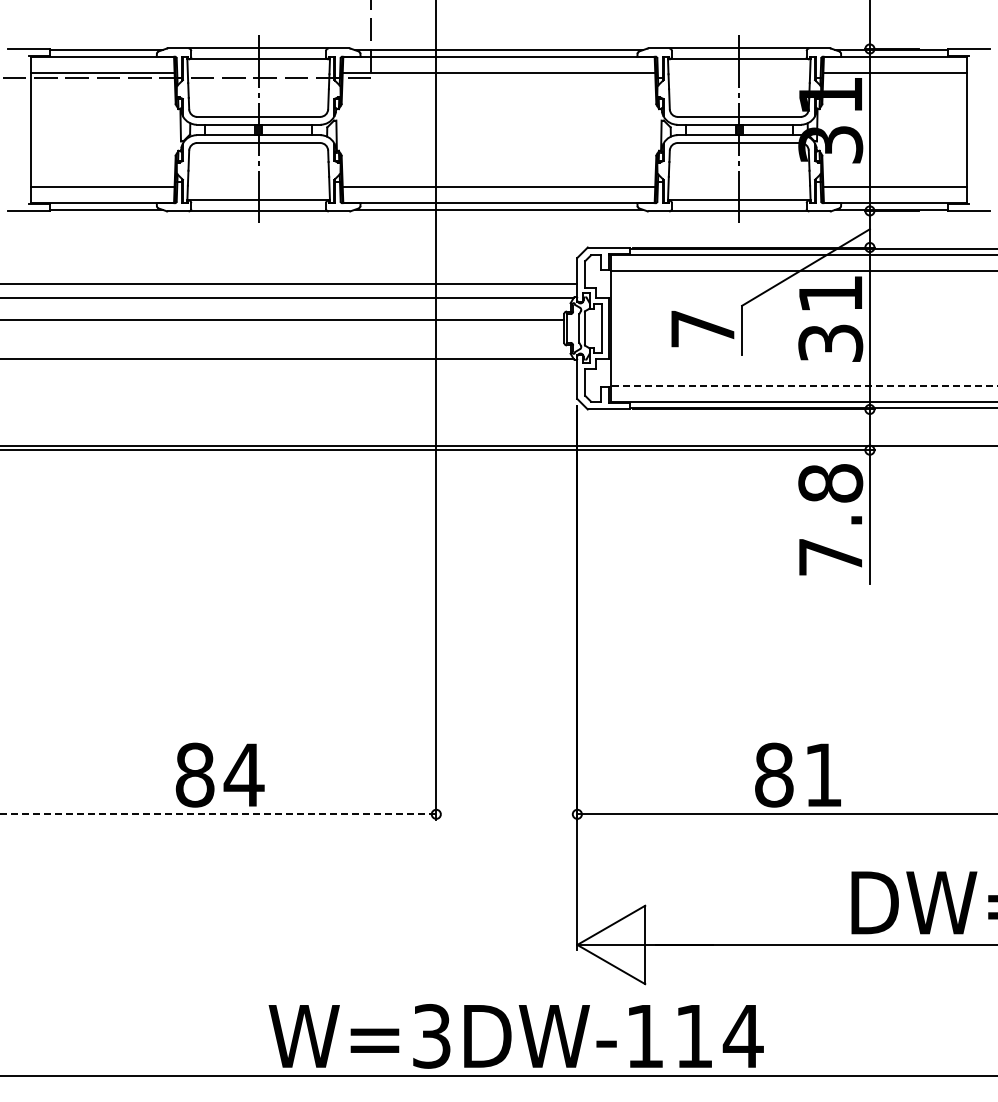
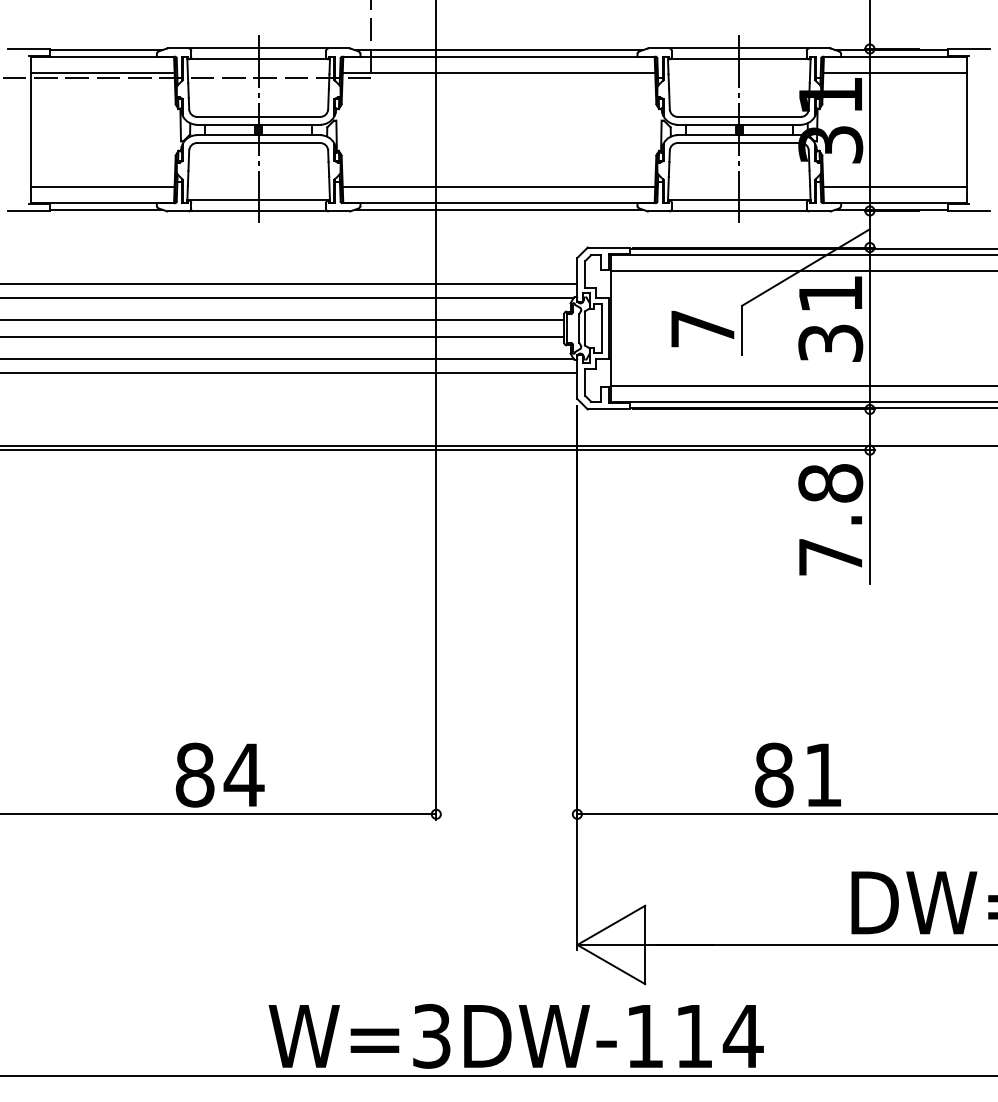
line: none -> present (283, 337)
line: none -> present (289, 372)
line: dashed -> solid (804, 385)
line: dashed -> solid (218, 814)
